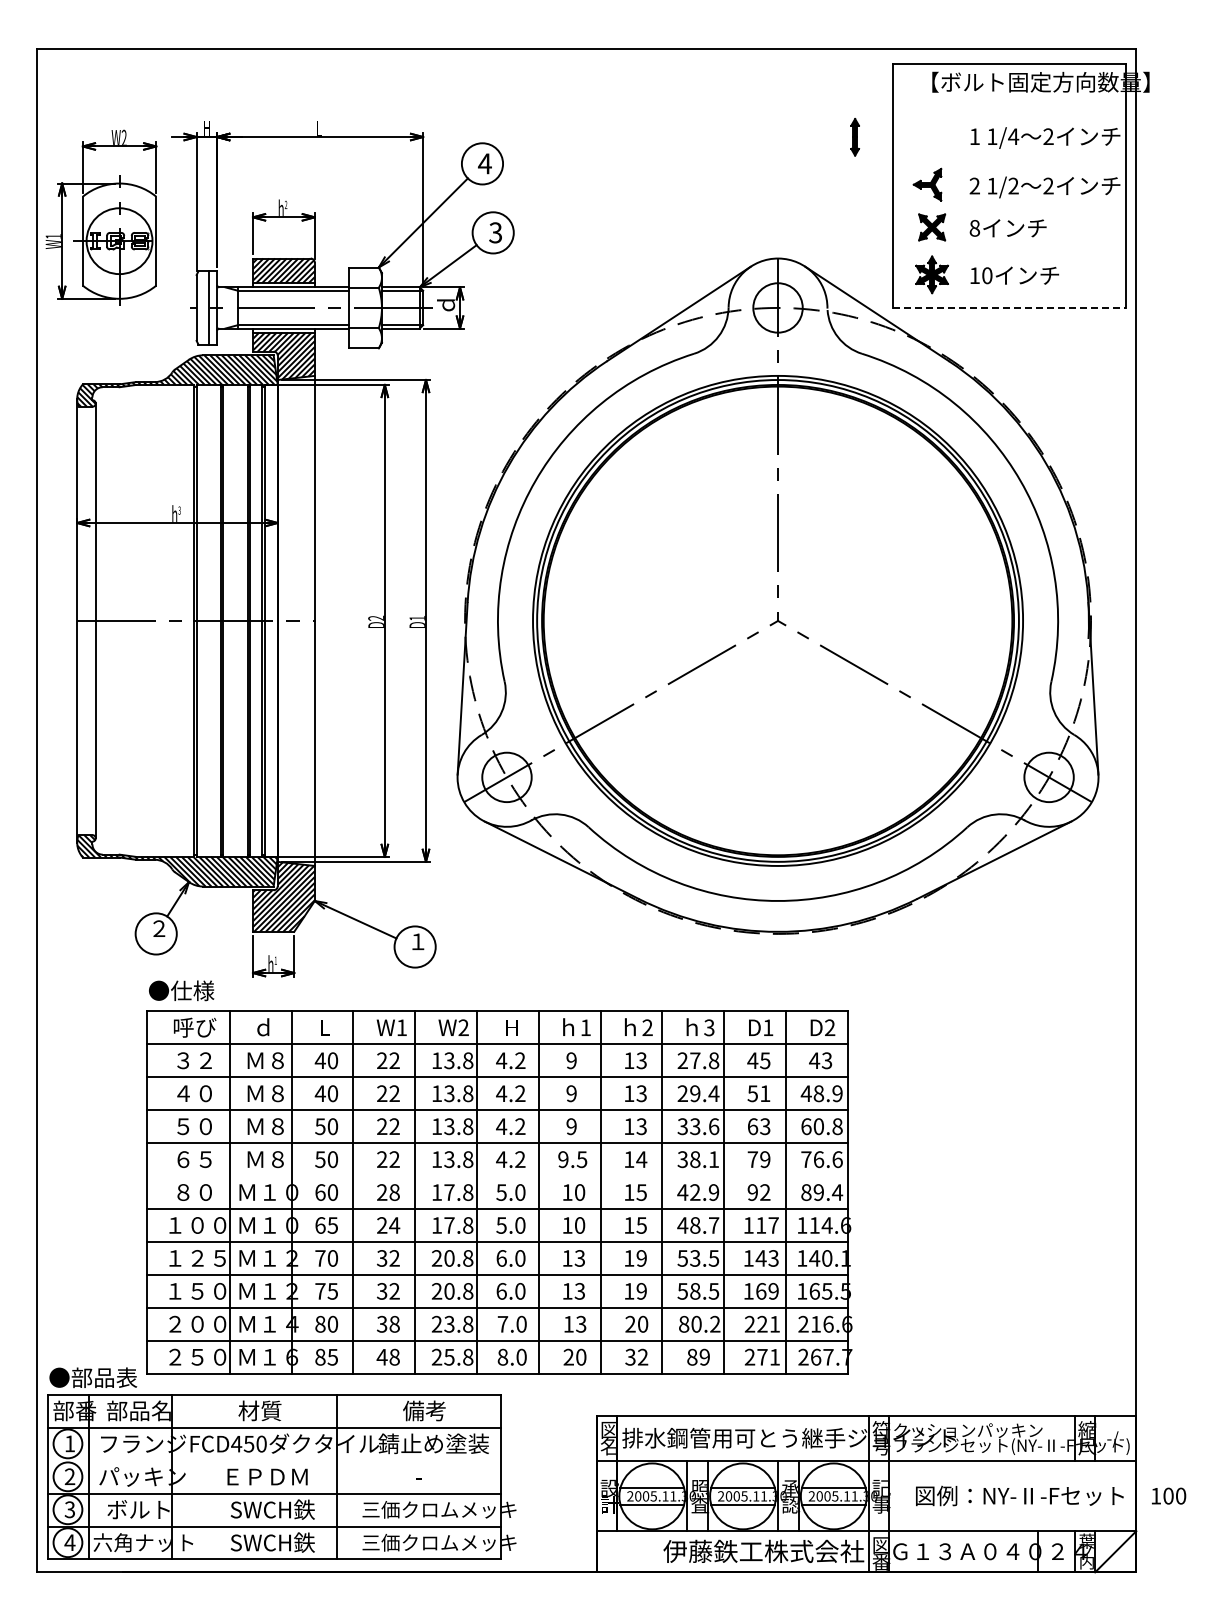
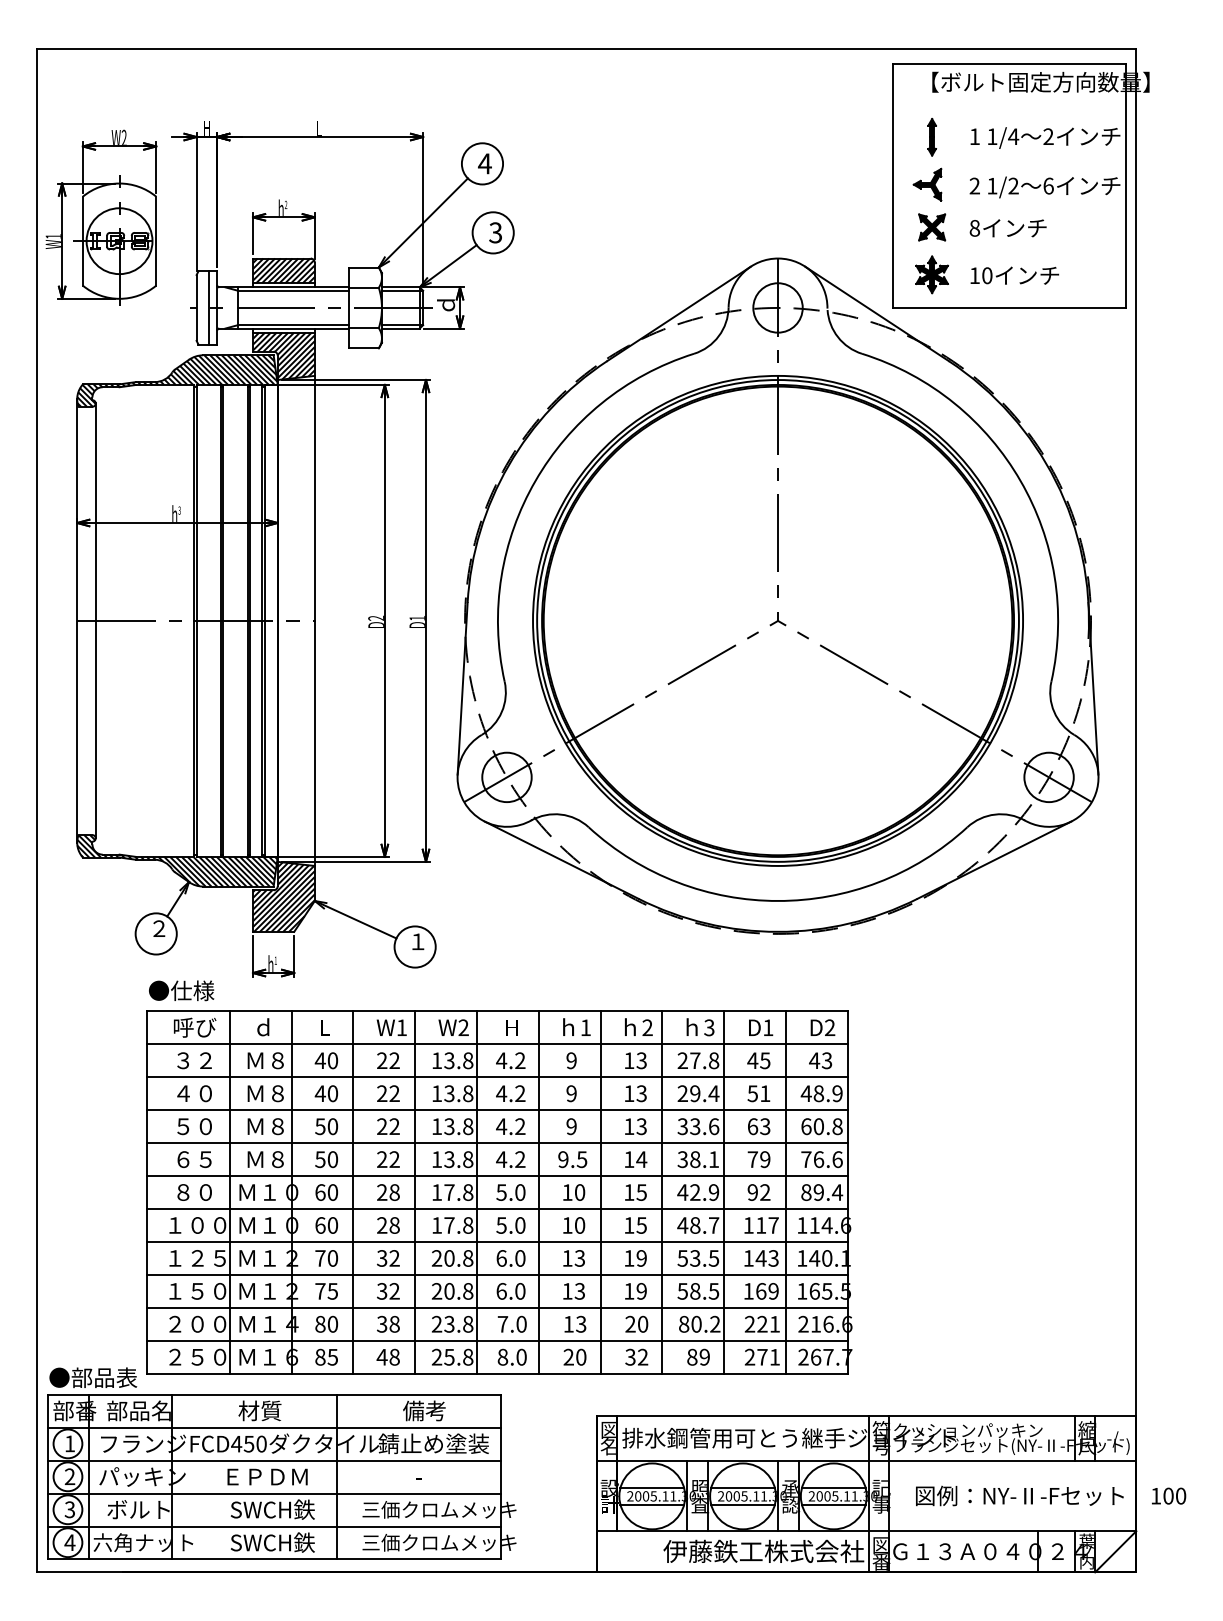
part position: (855, 137) -> (932, 137) (932, 137)
text: 2 -> 6 (1048, 185)
line: dashed -> solid (1009, 307)
line: none -> present (497, 1176)
text: 65 -> 60 (332, 1225)
text: 24 -> 28 (394, 1225)
line: none -> present (274, 1460)
